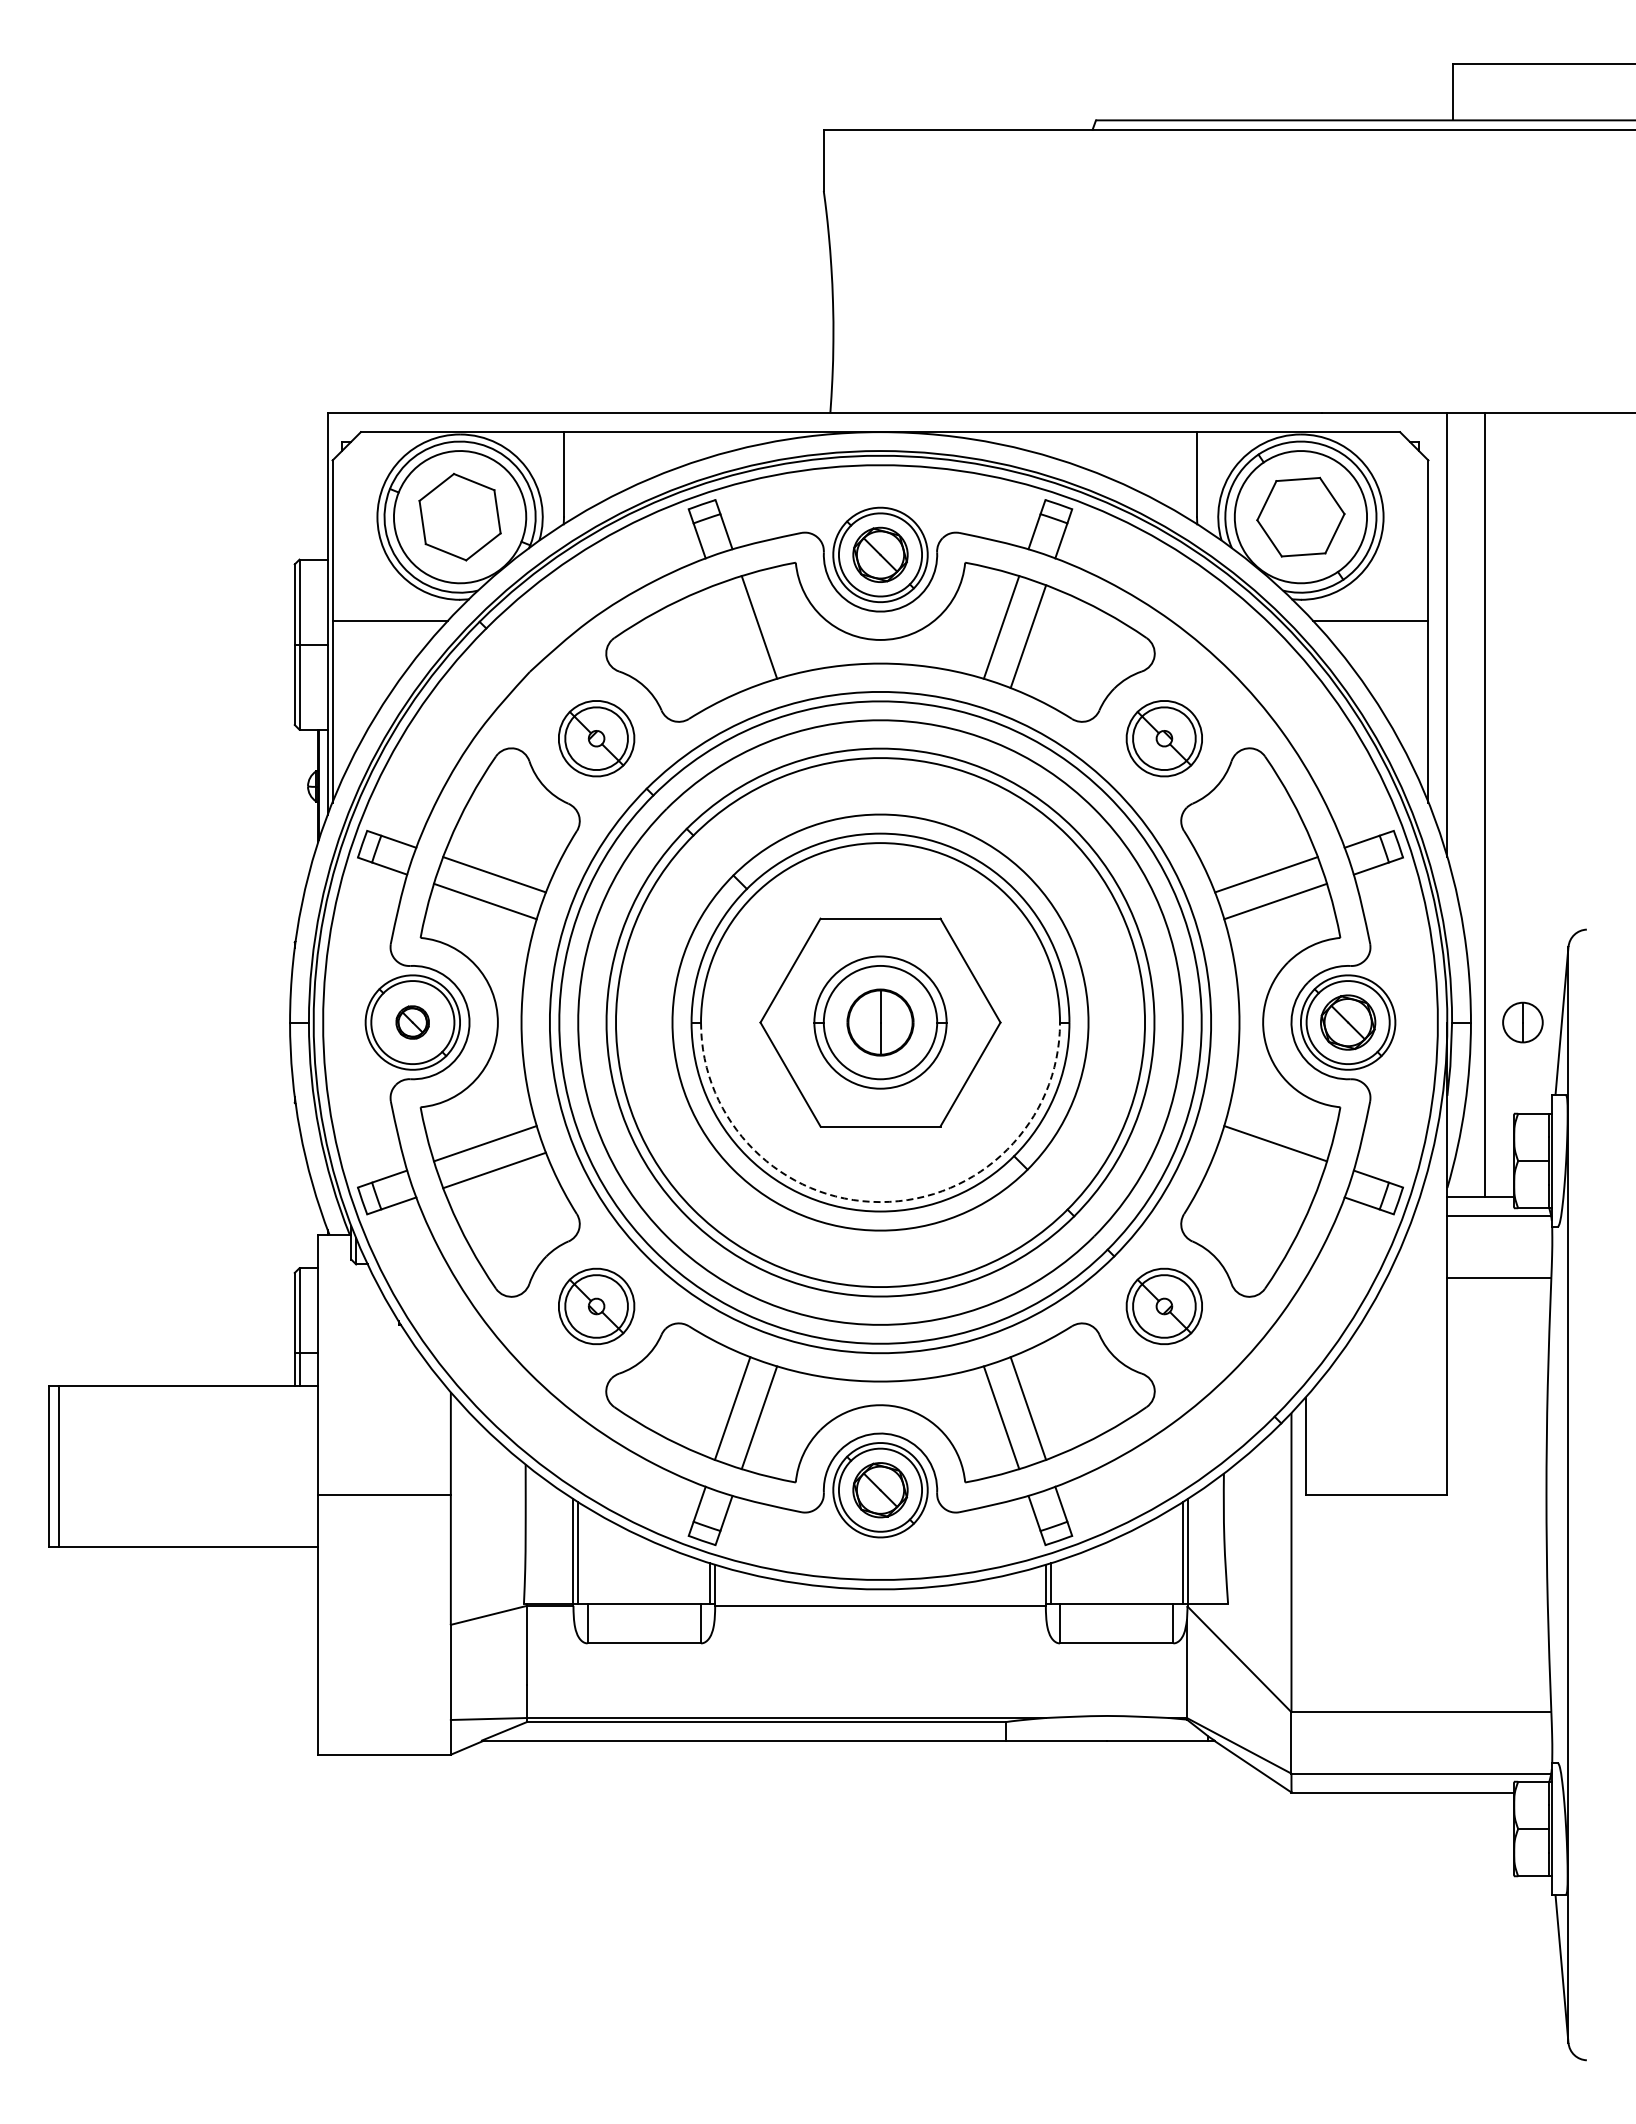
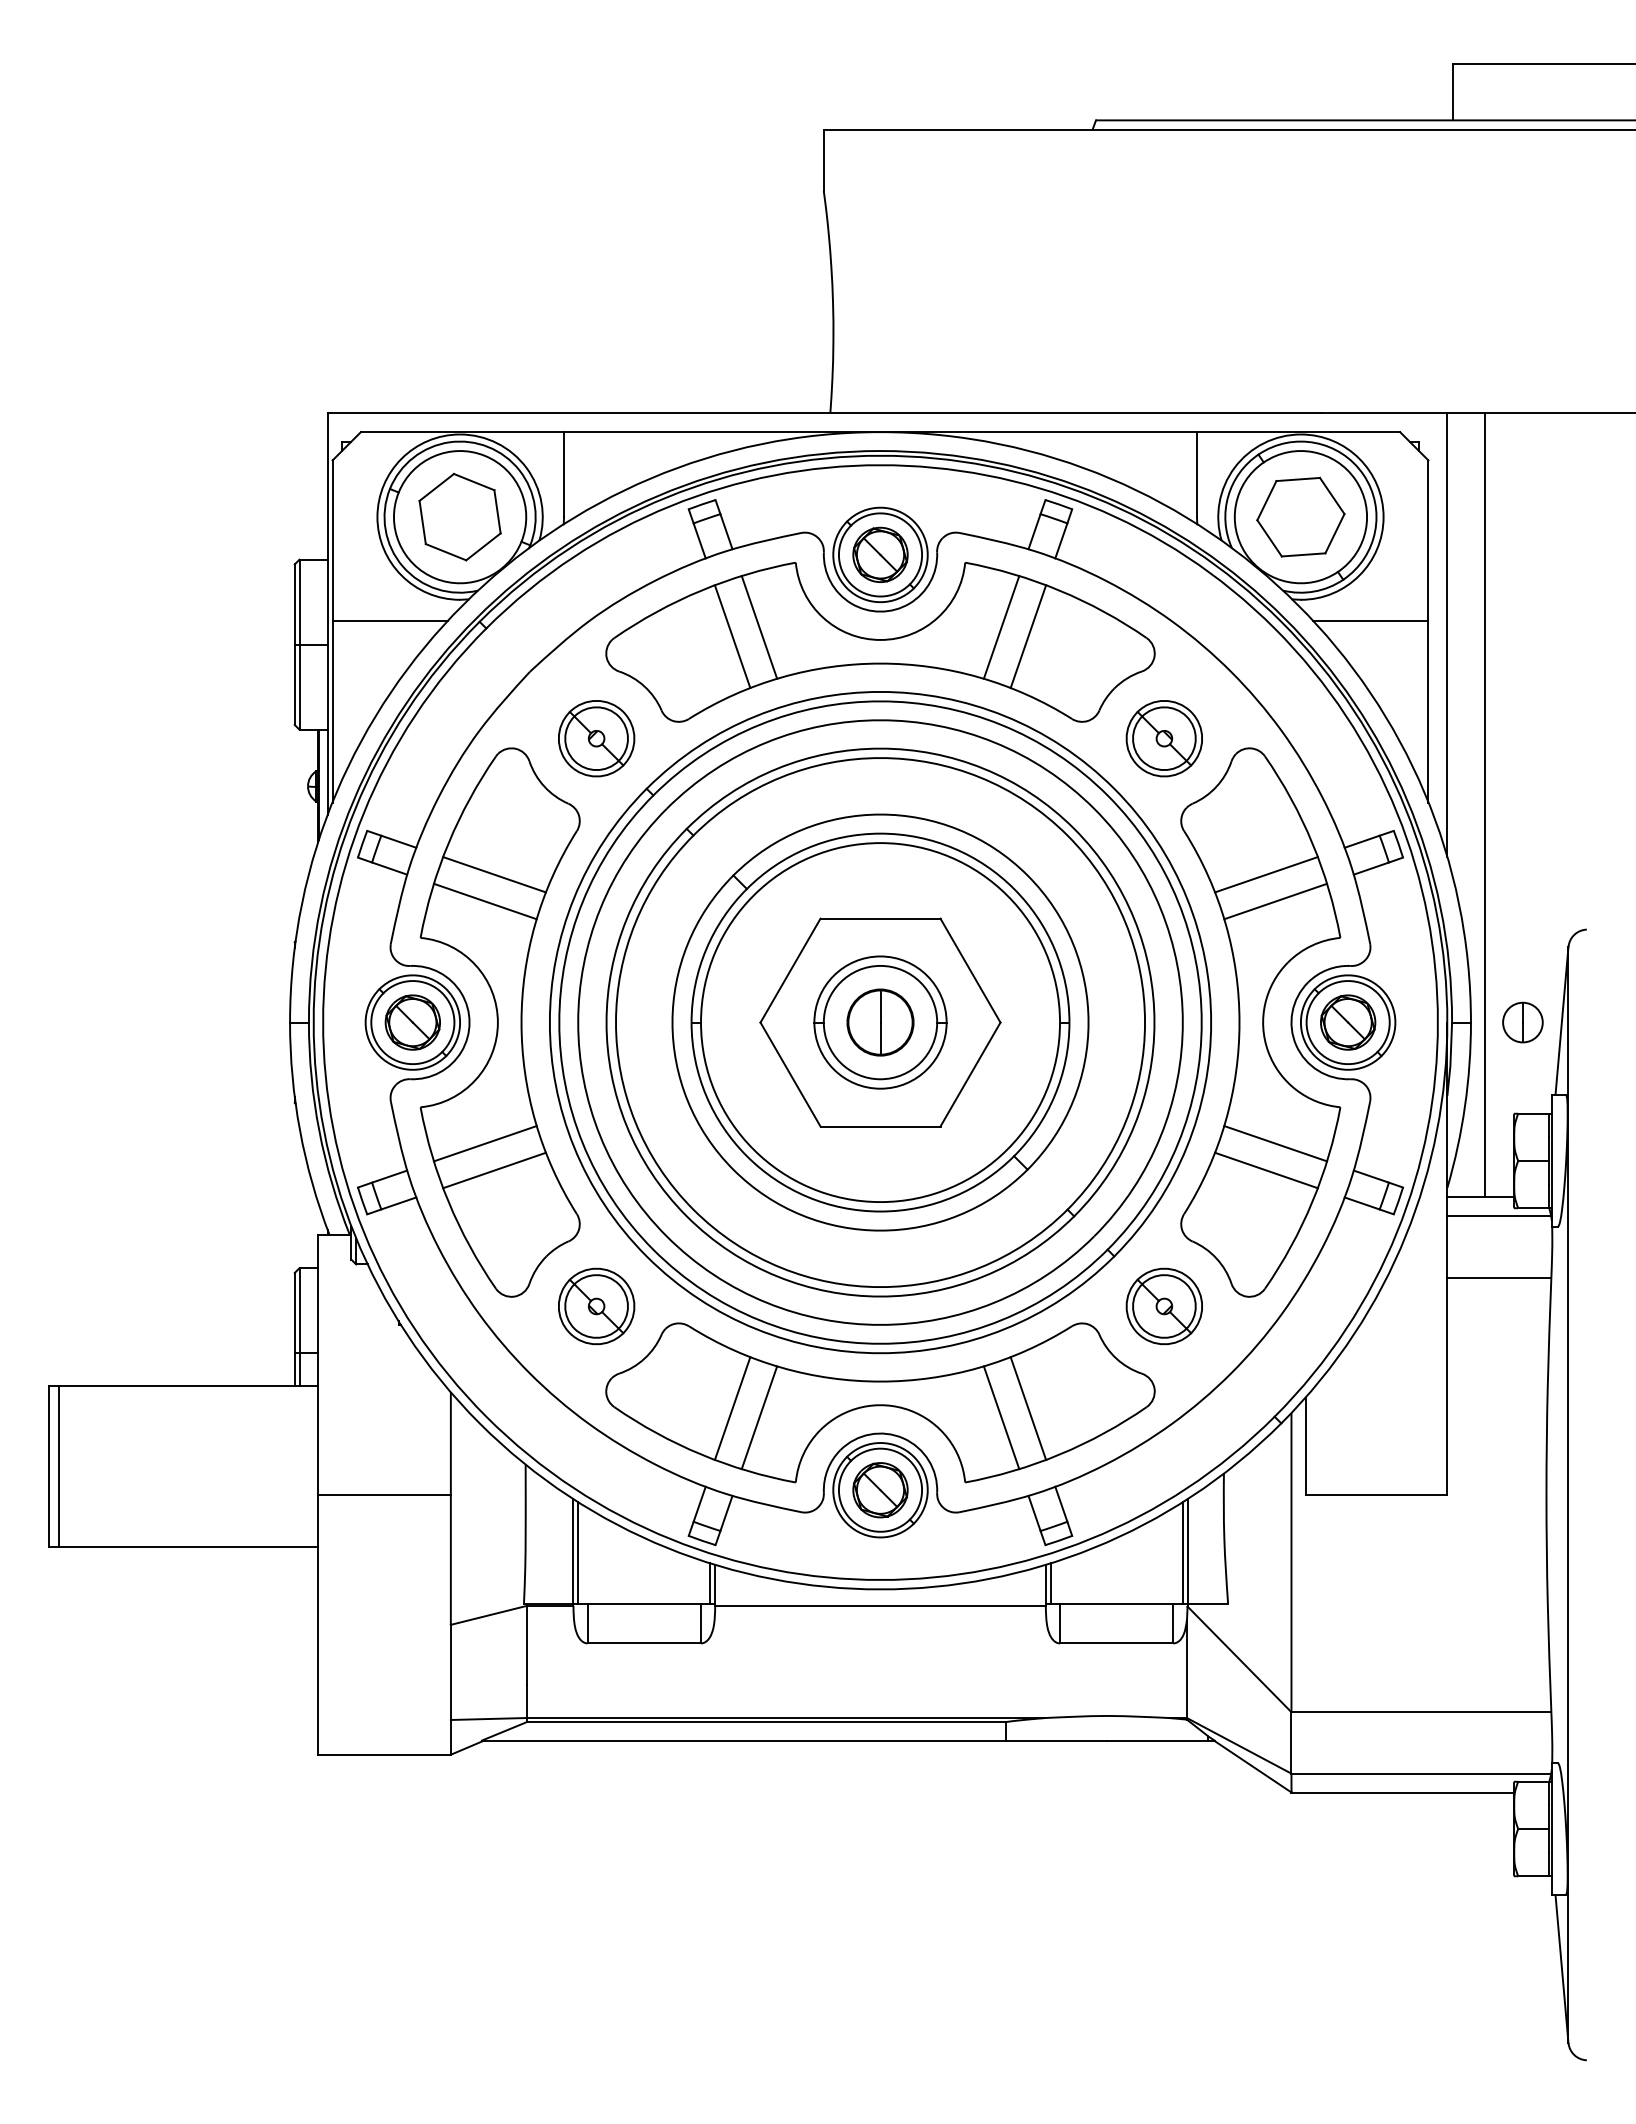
line: none -> present (732, 636)
part size: 35x35 px -> 57x57 px (412, 1022)
line: none -> present (1266, 1170)
arc: dashed -> solid (880, 1202)
